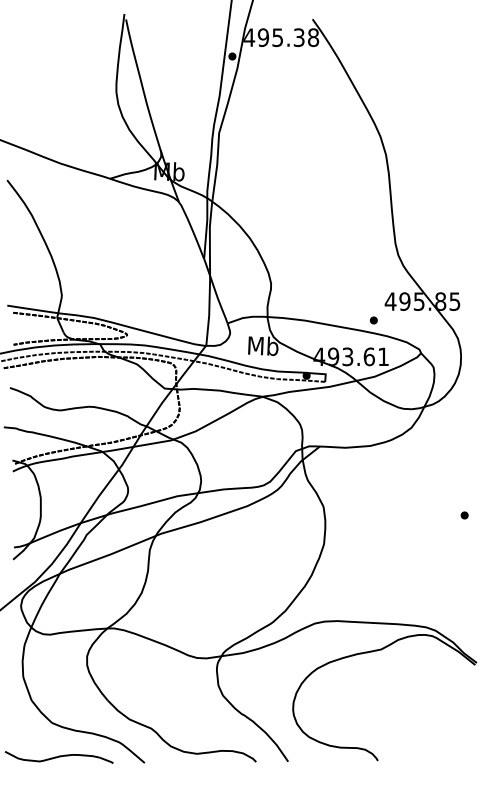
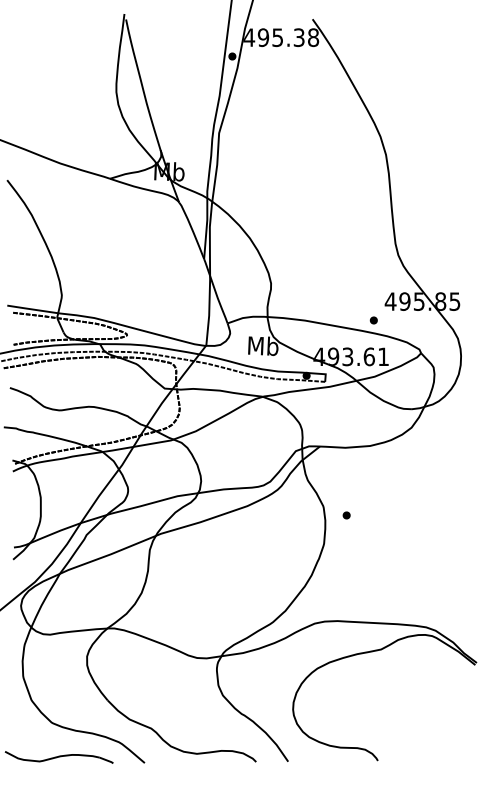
part position: (464, 515) -> (346, 515) (346, 515)
